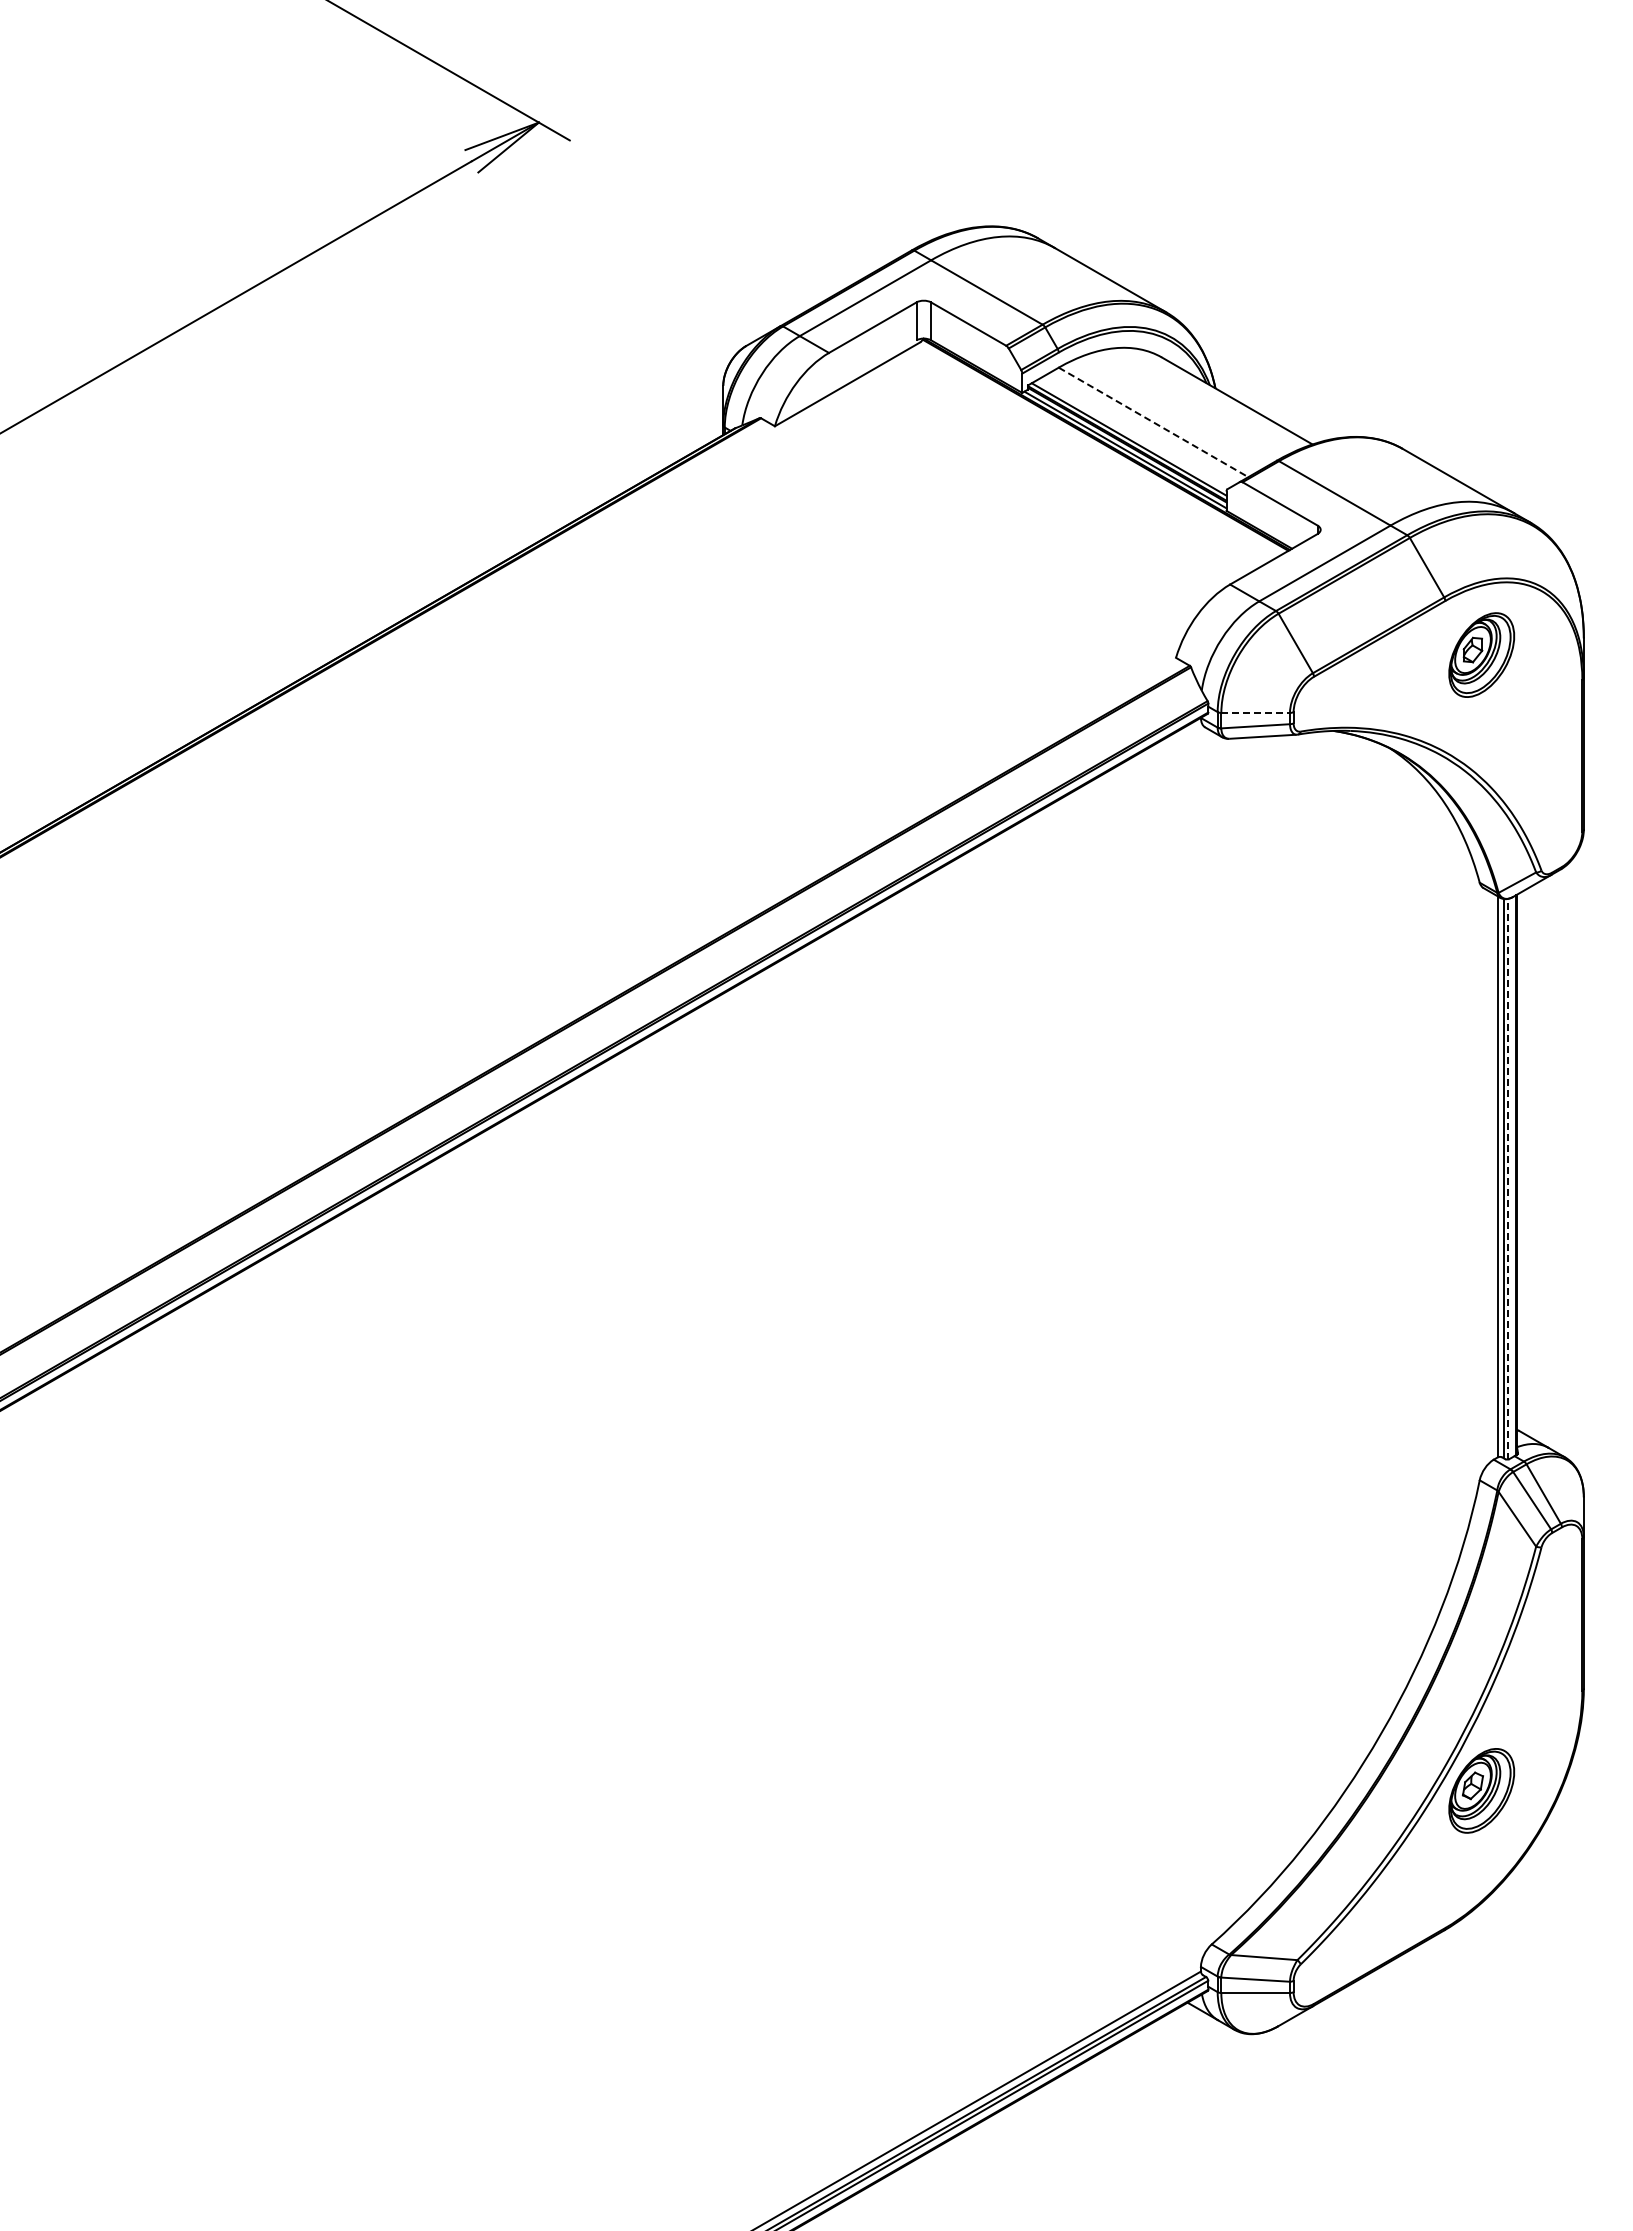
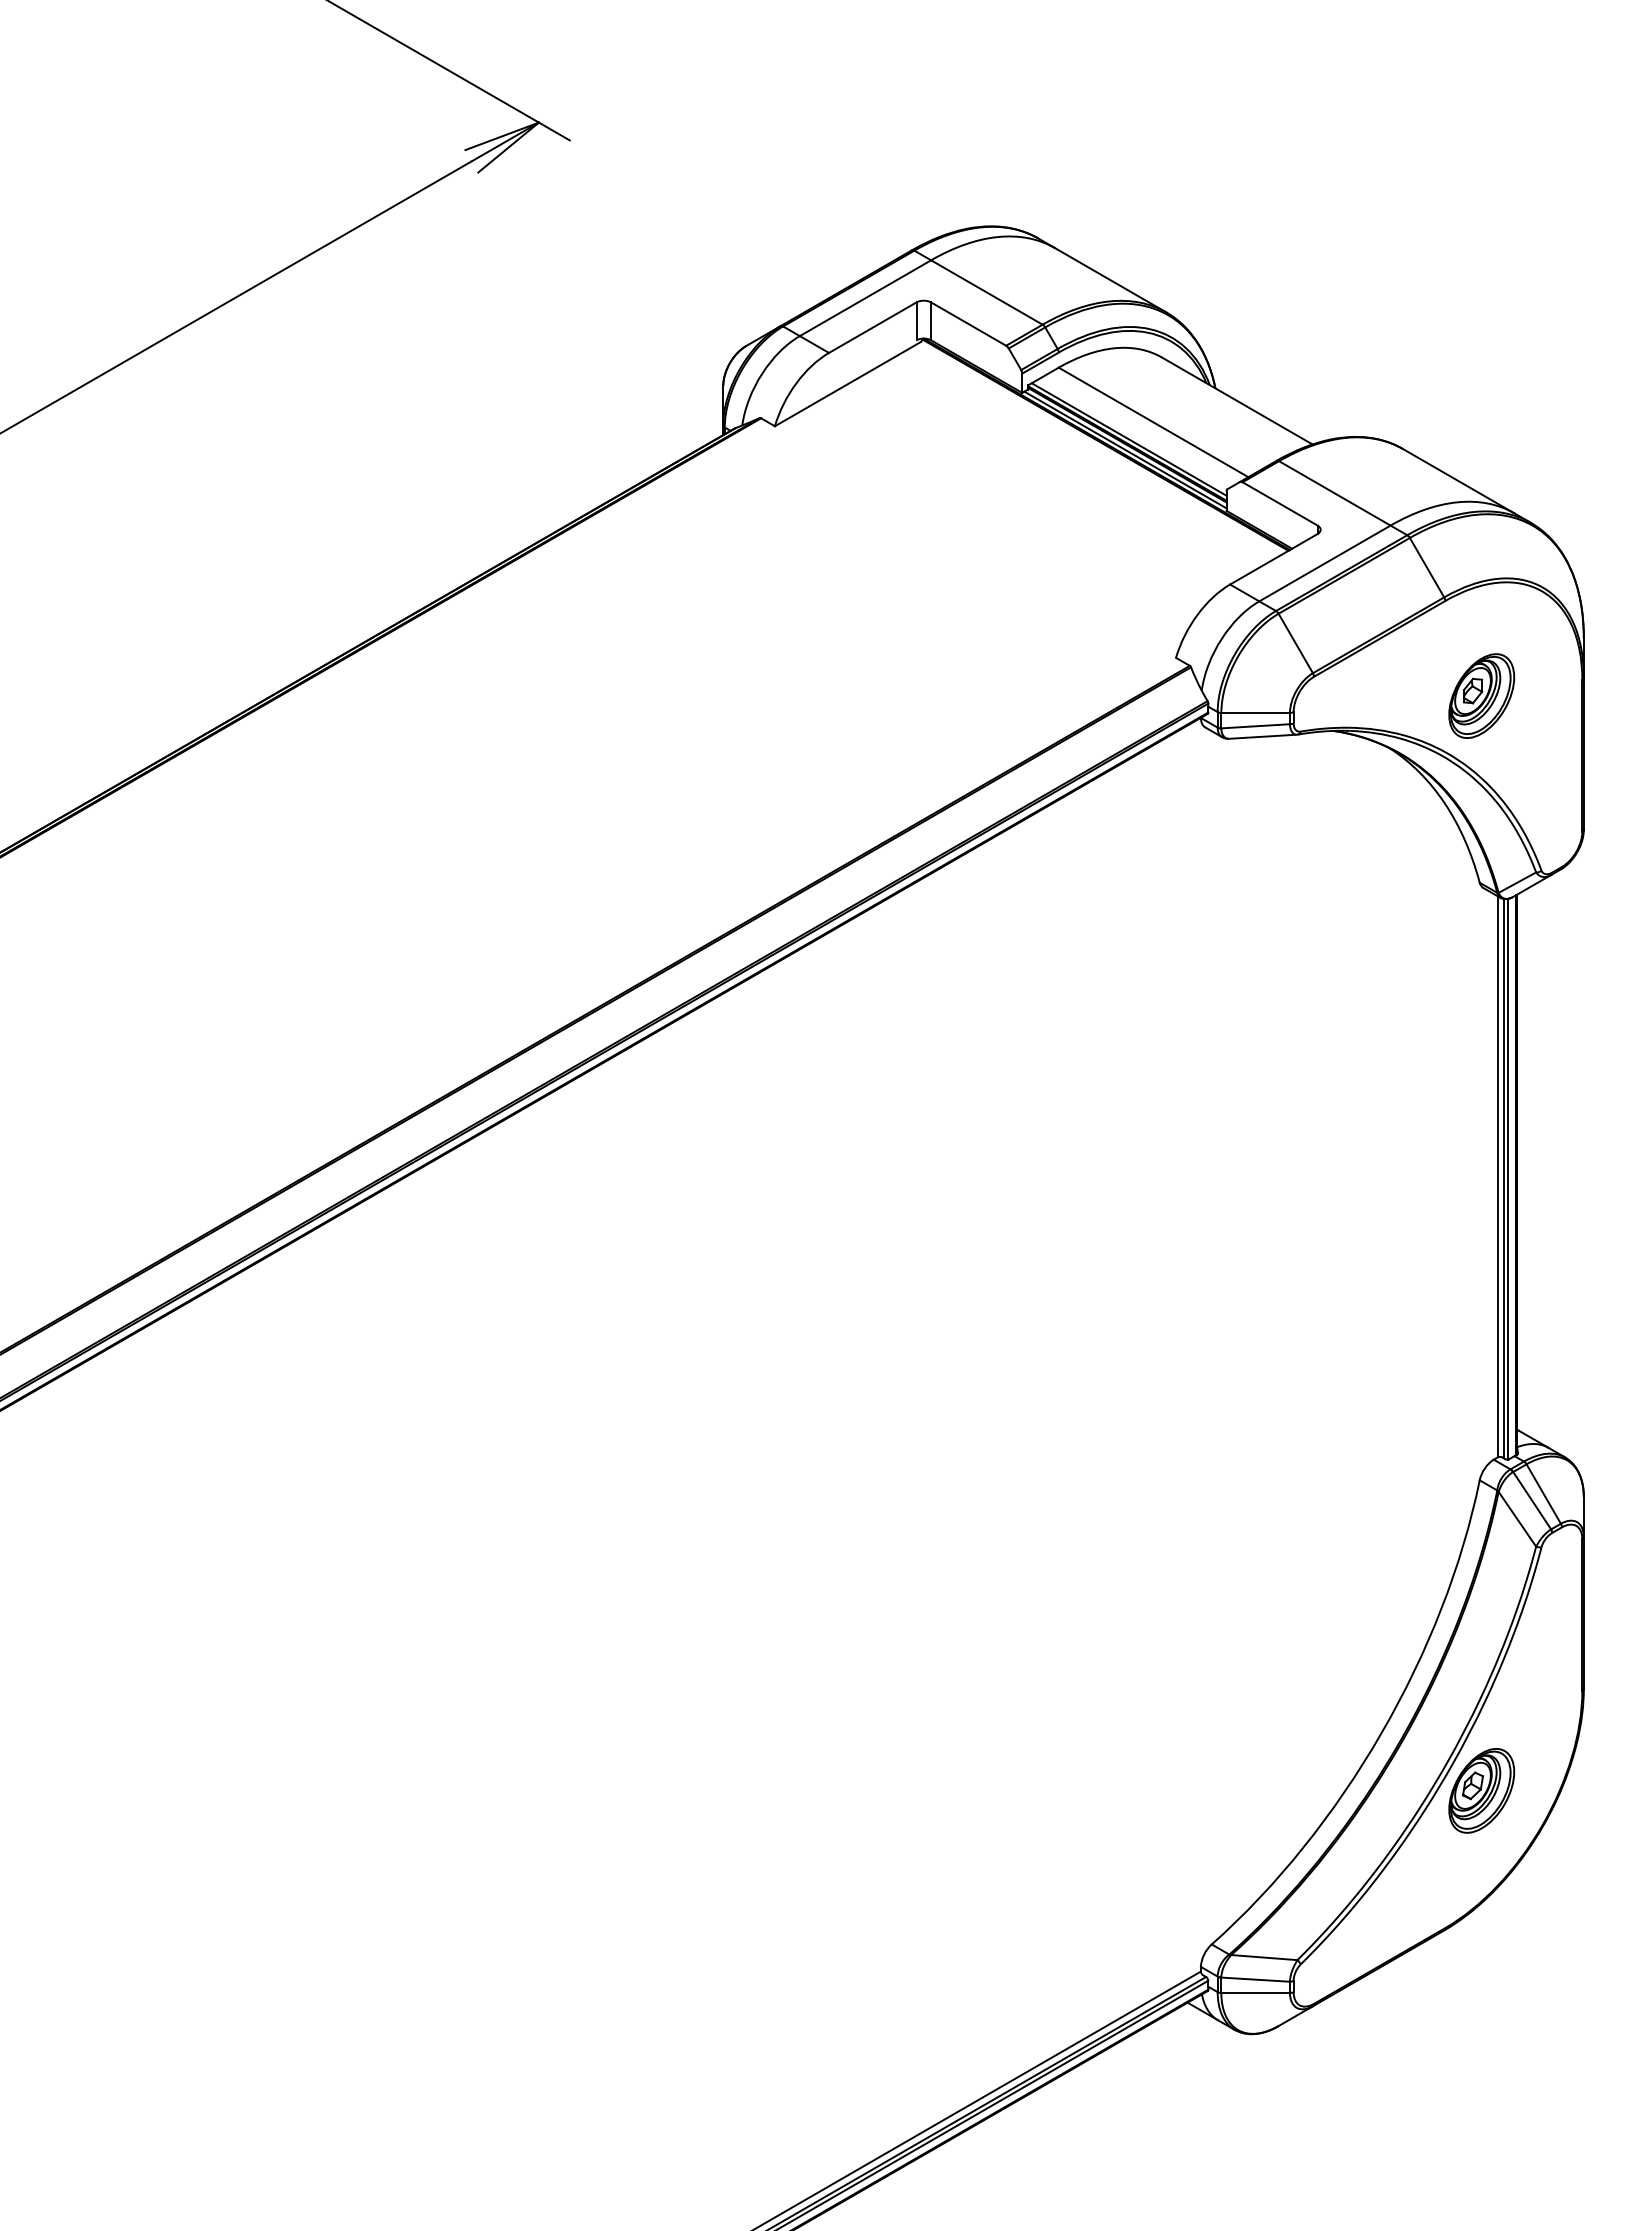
line: dashed -> solid (1153, 422)
part position: (1481, 654) -> (1481, 695) (1481, 695)
line: dashed -> solid (1256, 712)
line: dashed -> solid (1508, 1178)
